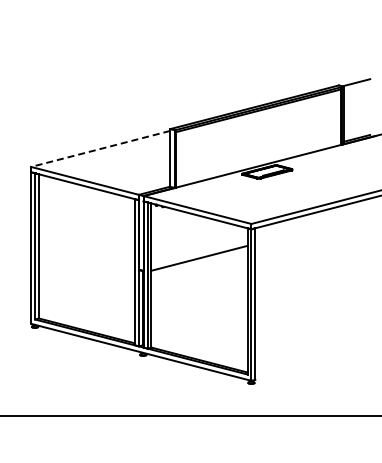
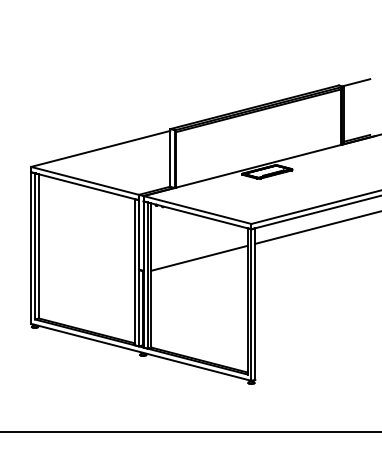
line: dashed -> solid (100, 148)
line: none -> present (316, 227)
line position: (190, 416) -> (190, 432) (190, 432)
